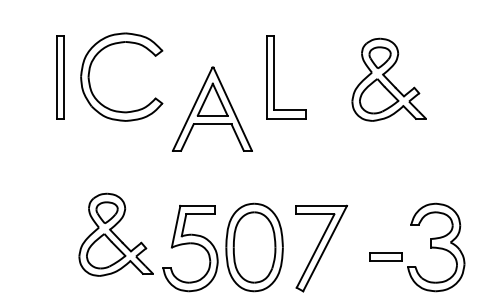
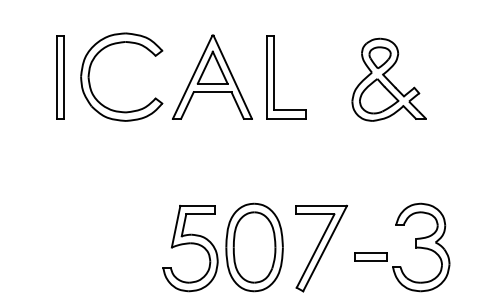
part position: (212, 108) -> (212, 76) (212, 76)
part: present -> none (115, 234)
part position: (430, 247) -> (415, 247) (415, 247)
